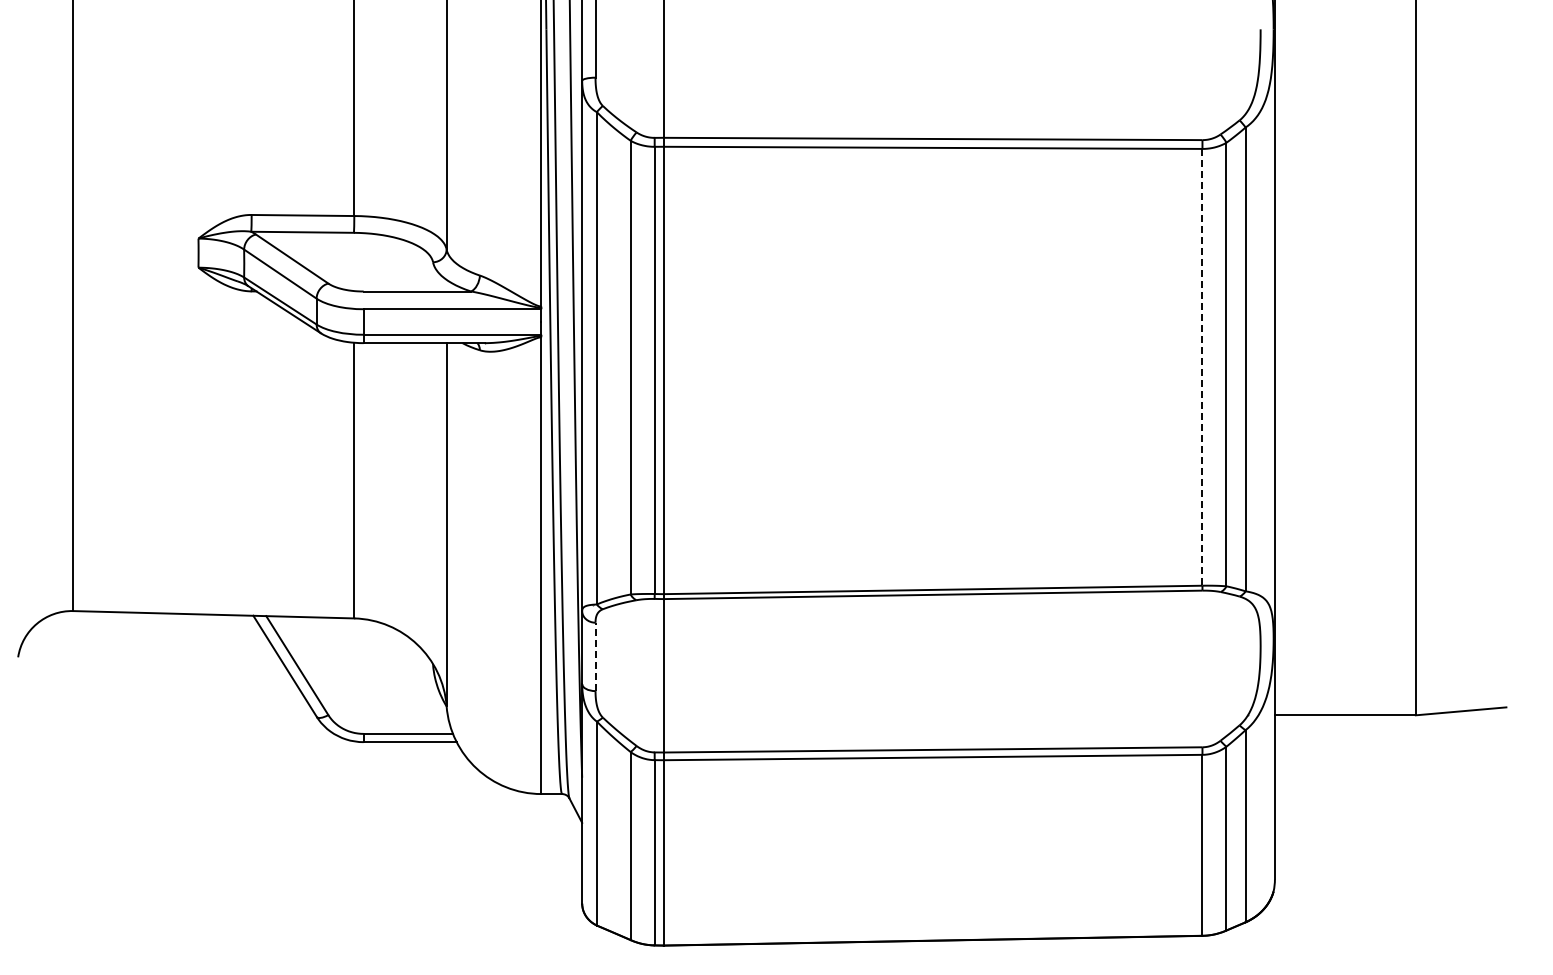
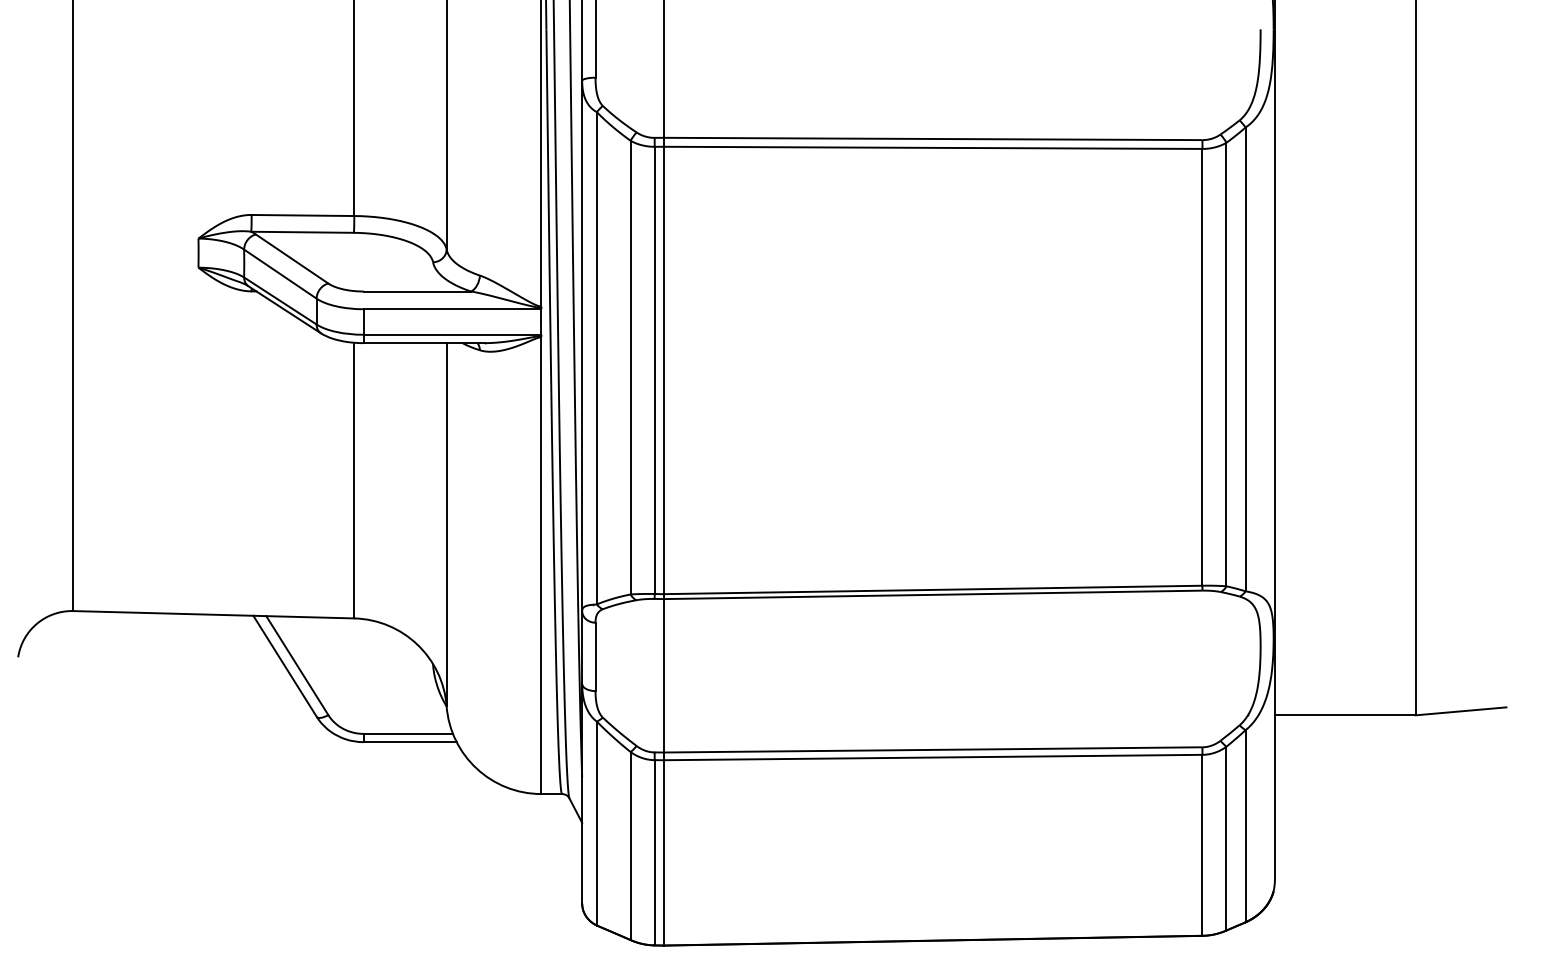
line: dashed -> solid (1202, 367)
line: dashed -> solid (595, 656)
